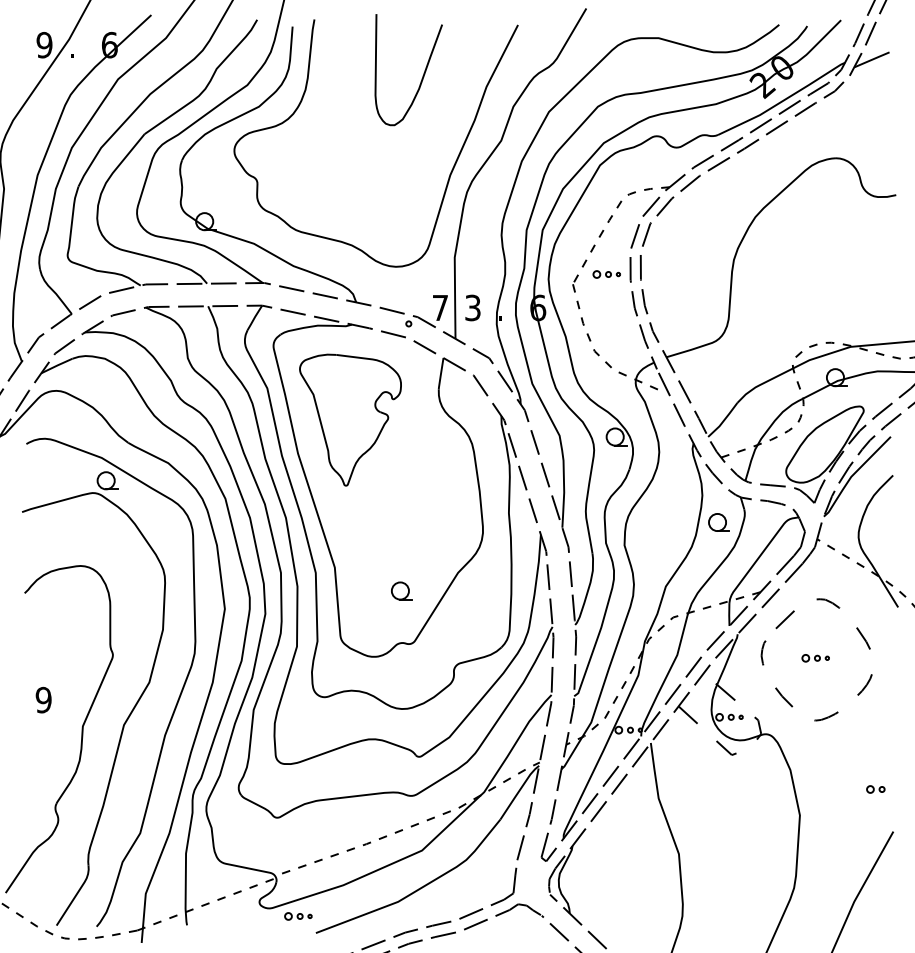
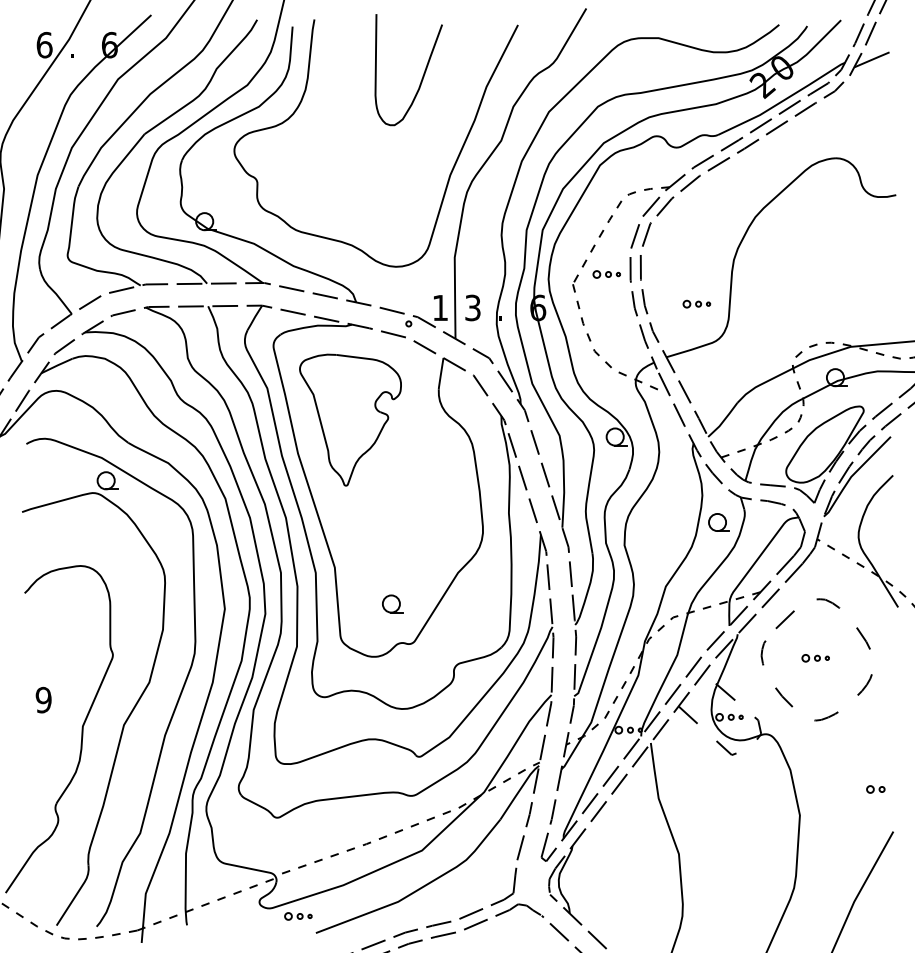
text: 9 -> 6 (44, 44)
part: none -> present (696, 303)
text: 7 -> 1 (440, 307)
part position: (401, 590) -> (392, 603) (392, 603)
